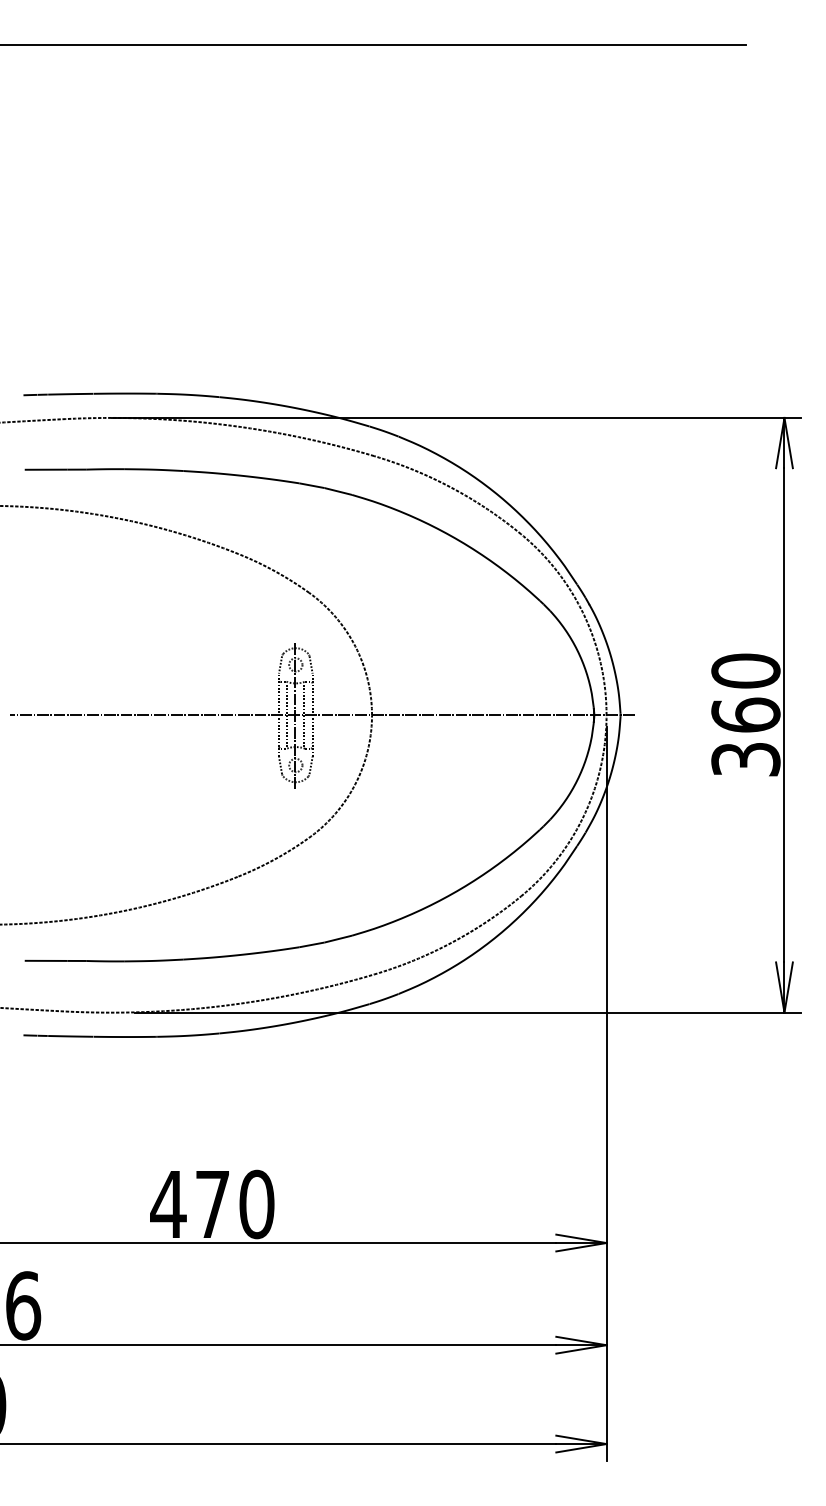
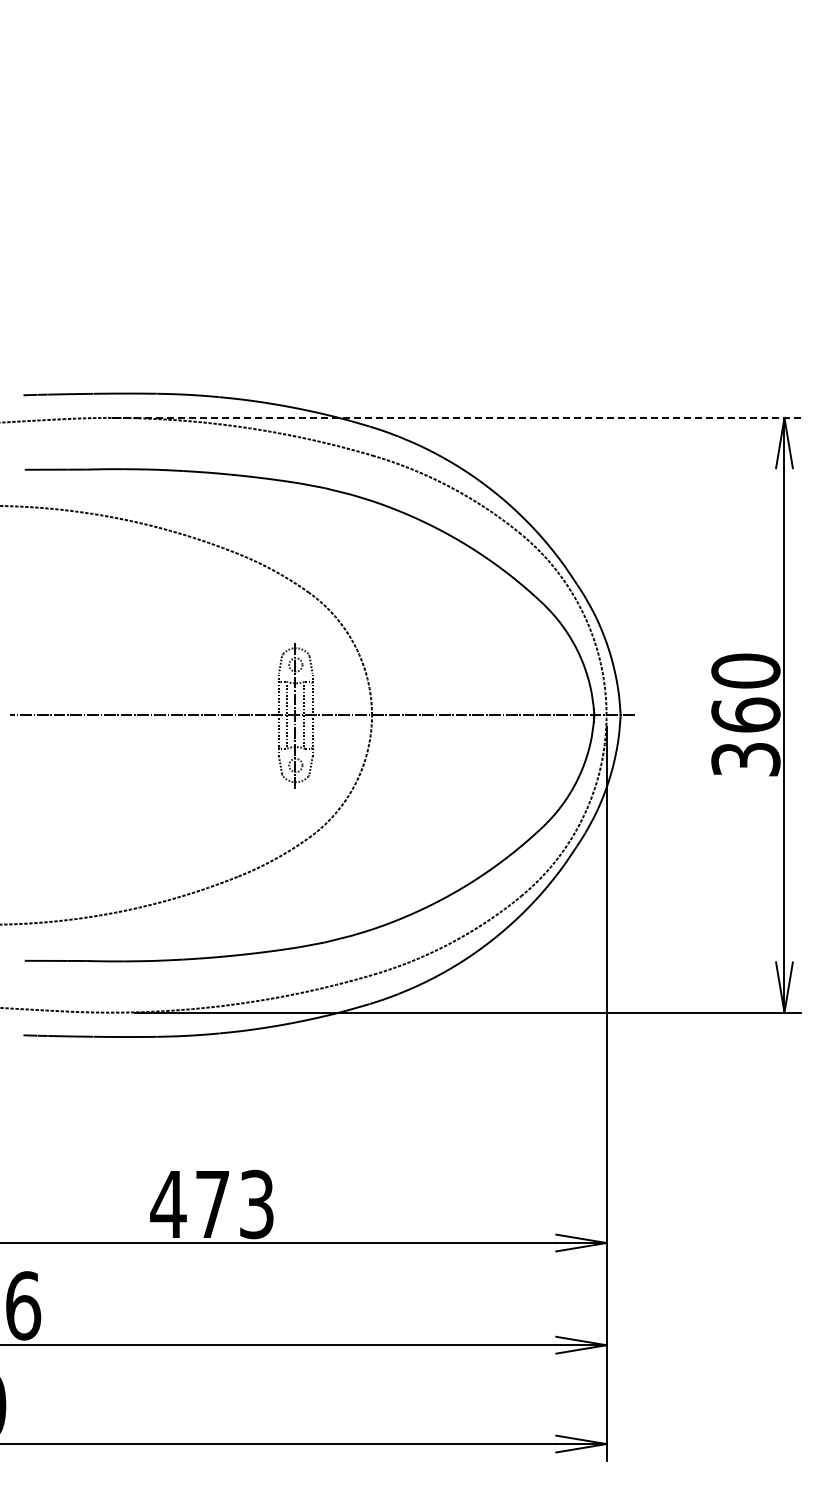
line: present -> none (373, 45)
line: solid -> dashed (456, 417)
text: 470 -> 473 (256, 1204)
